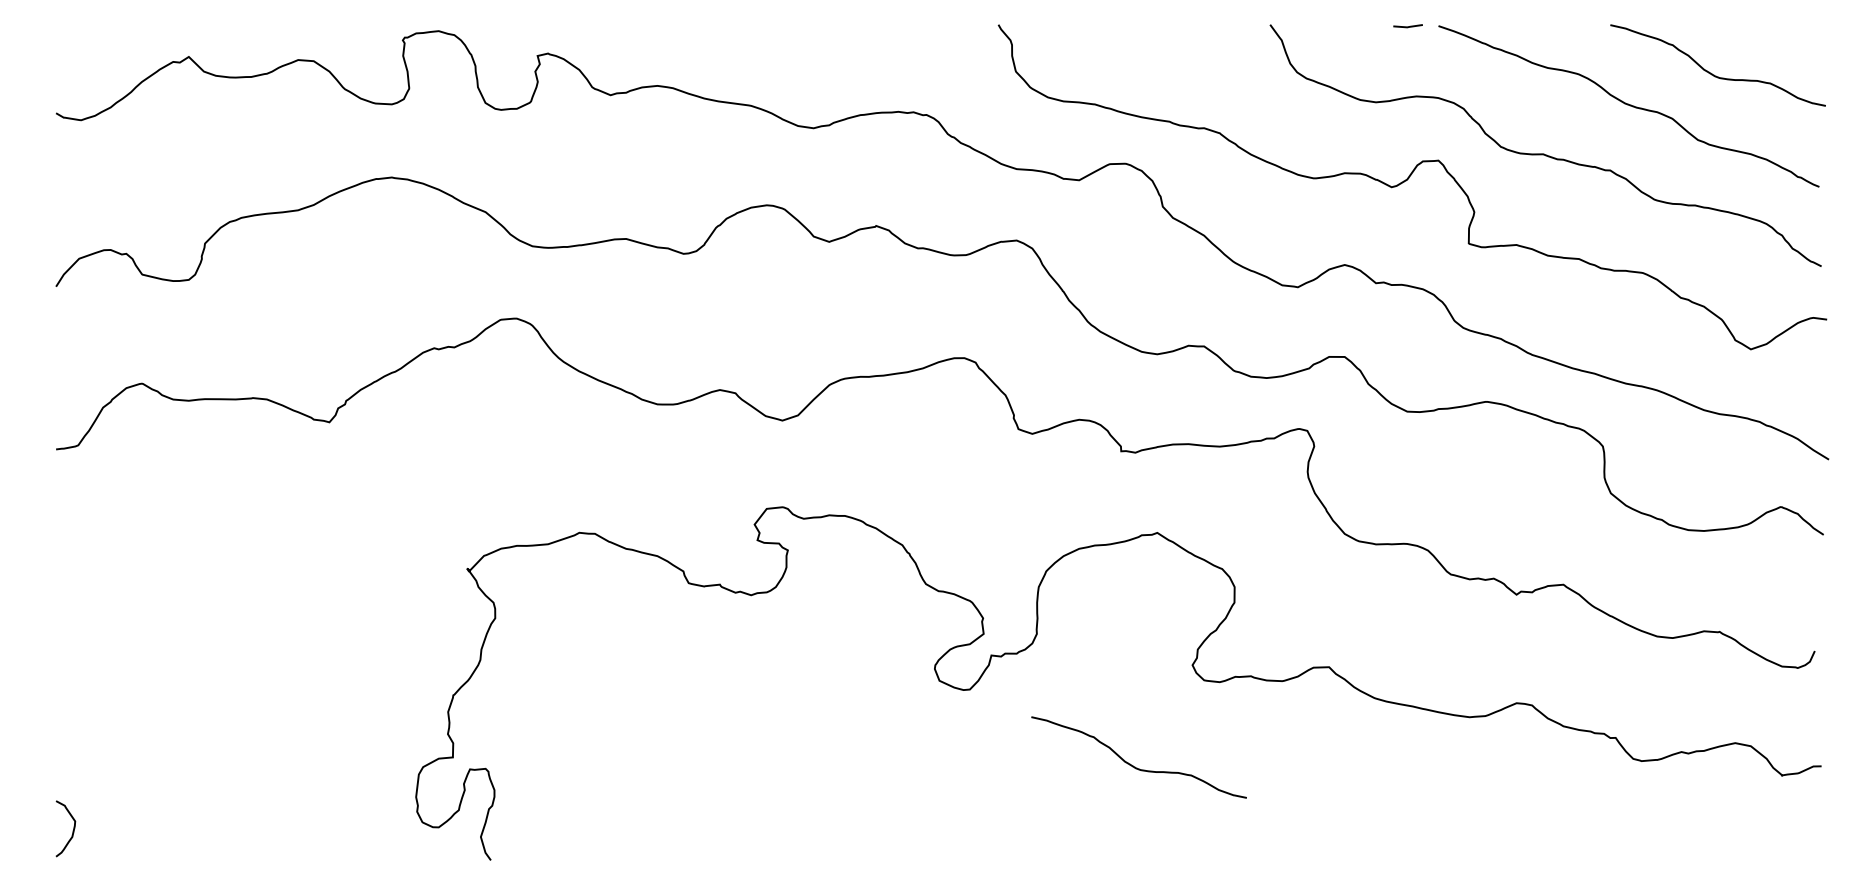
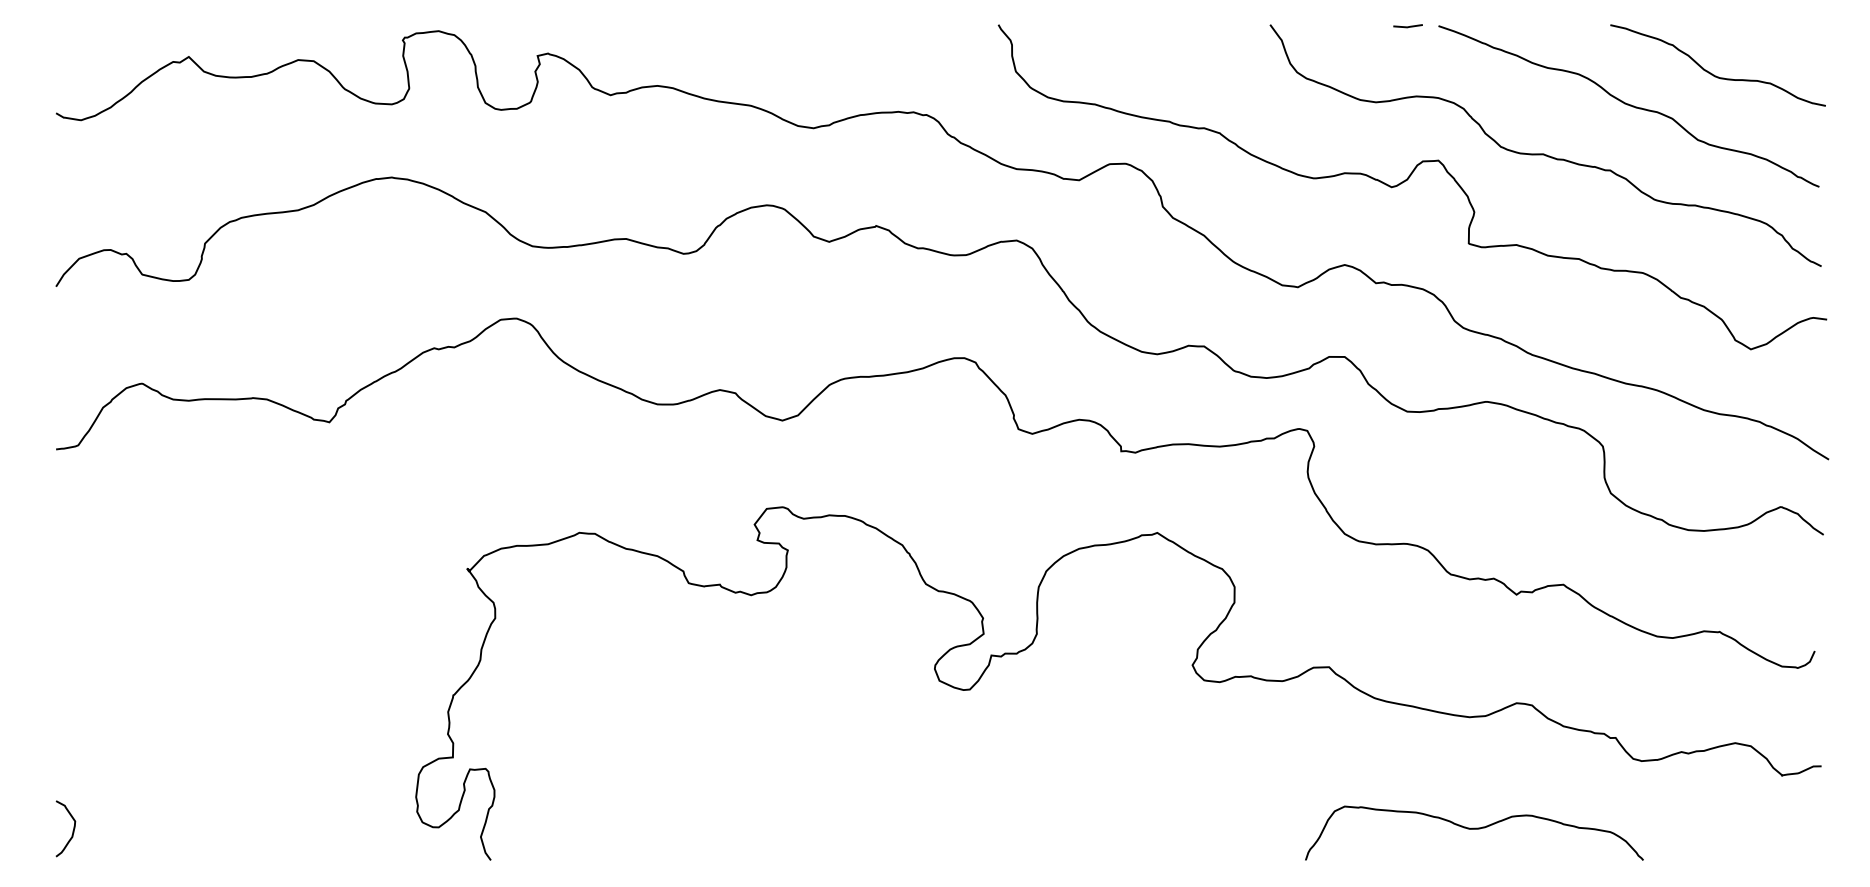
curve: present -> none (1133, 765)
curve: none -> present (1474, 829)
